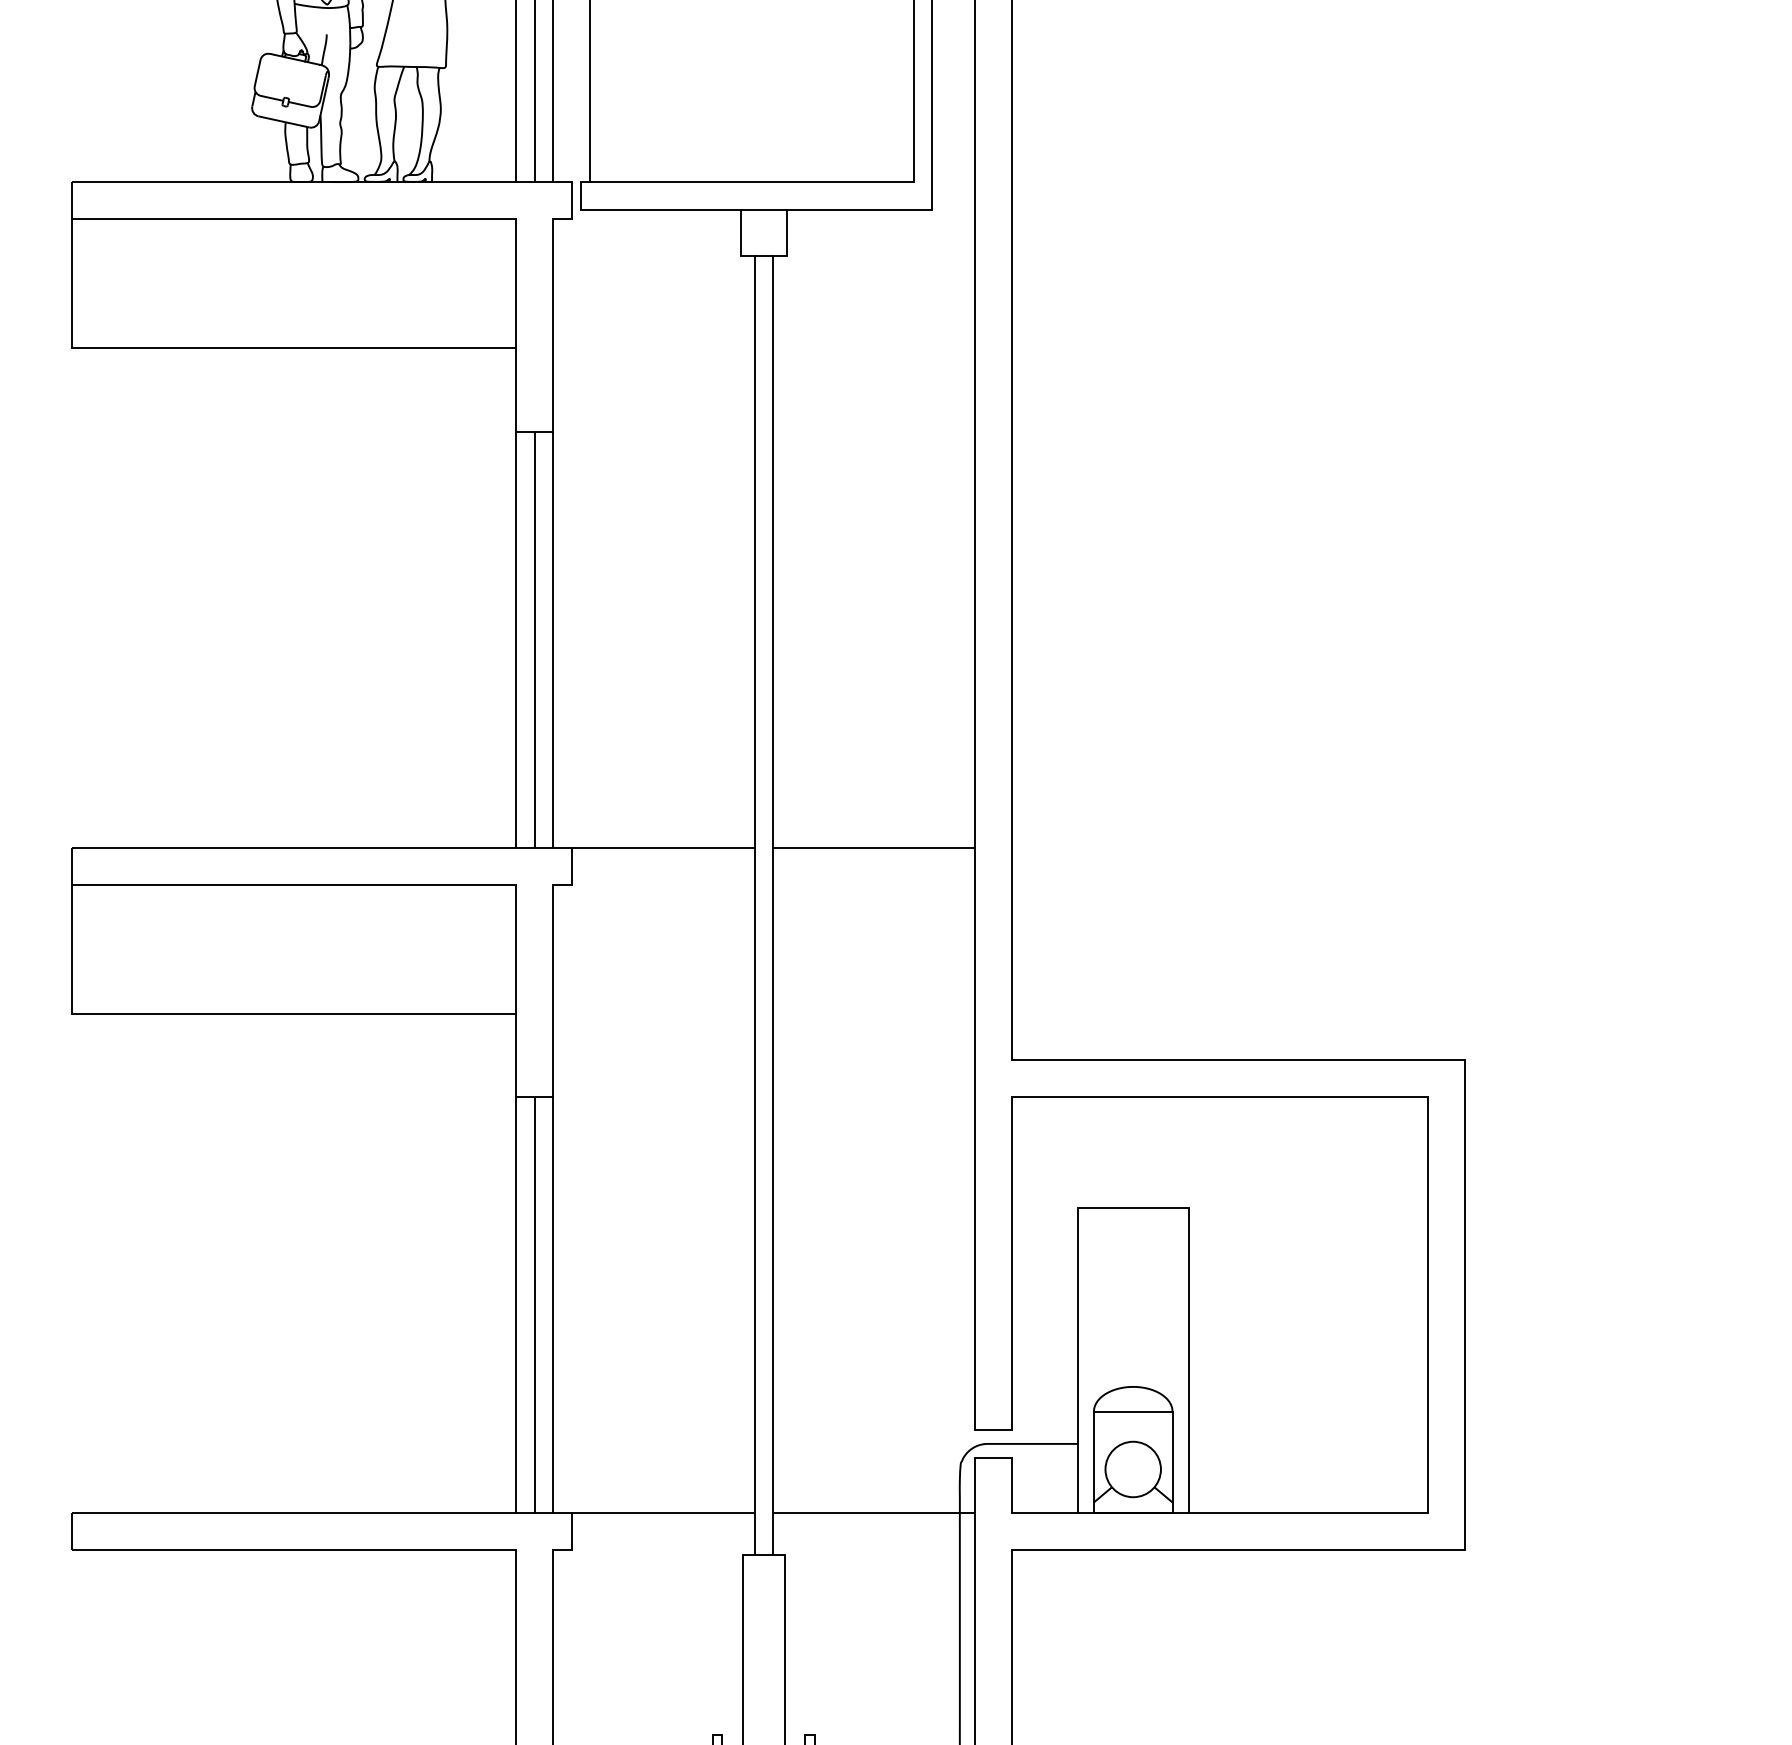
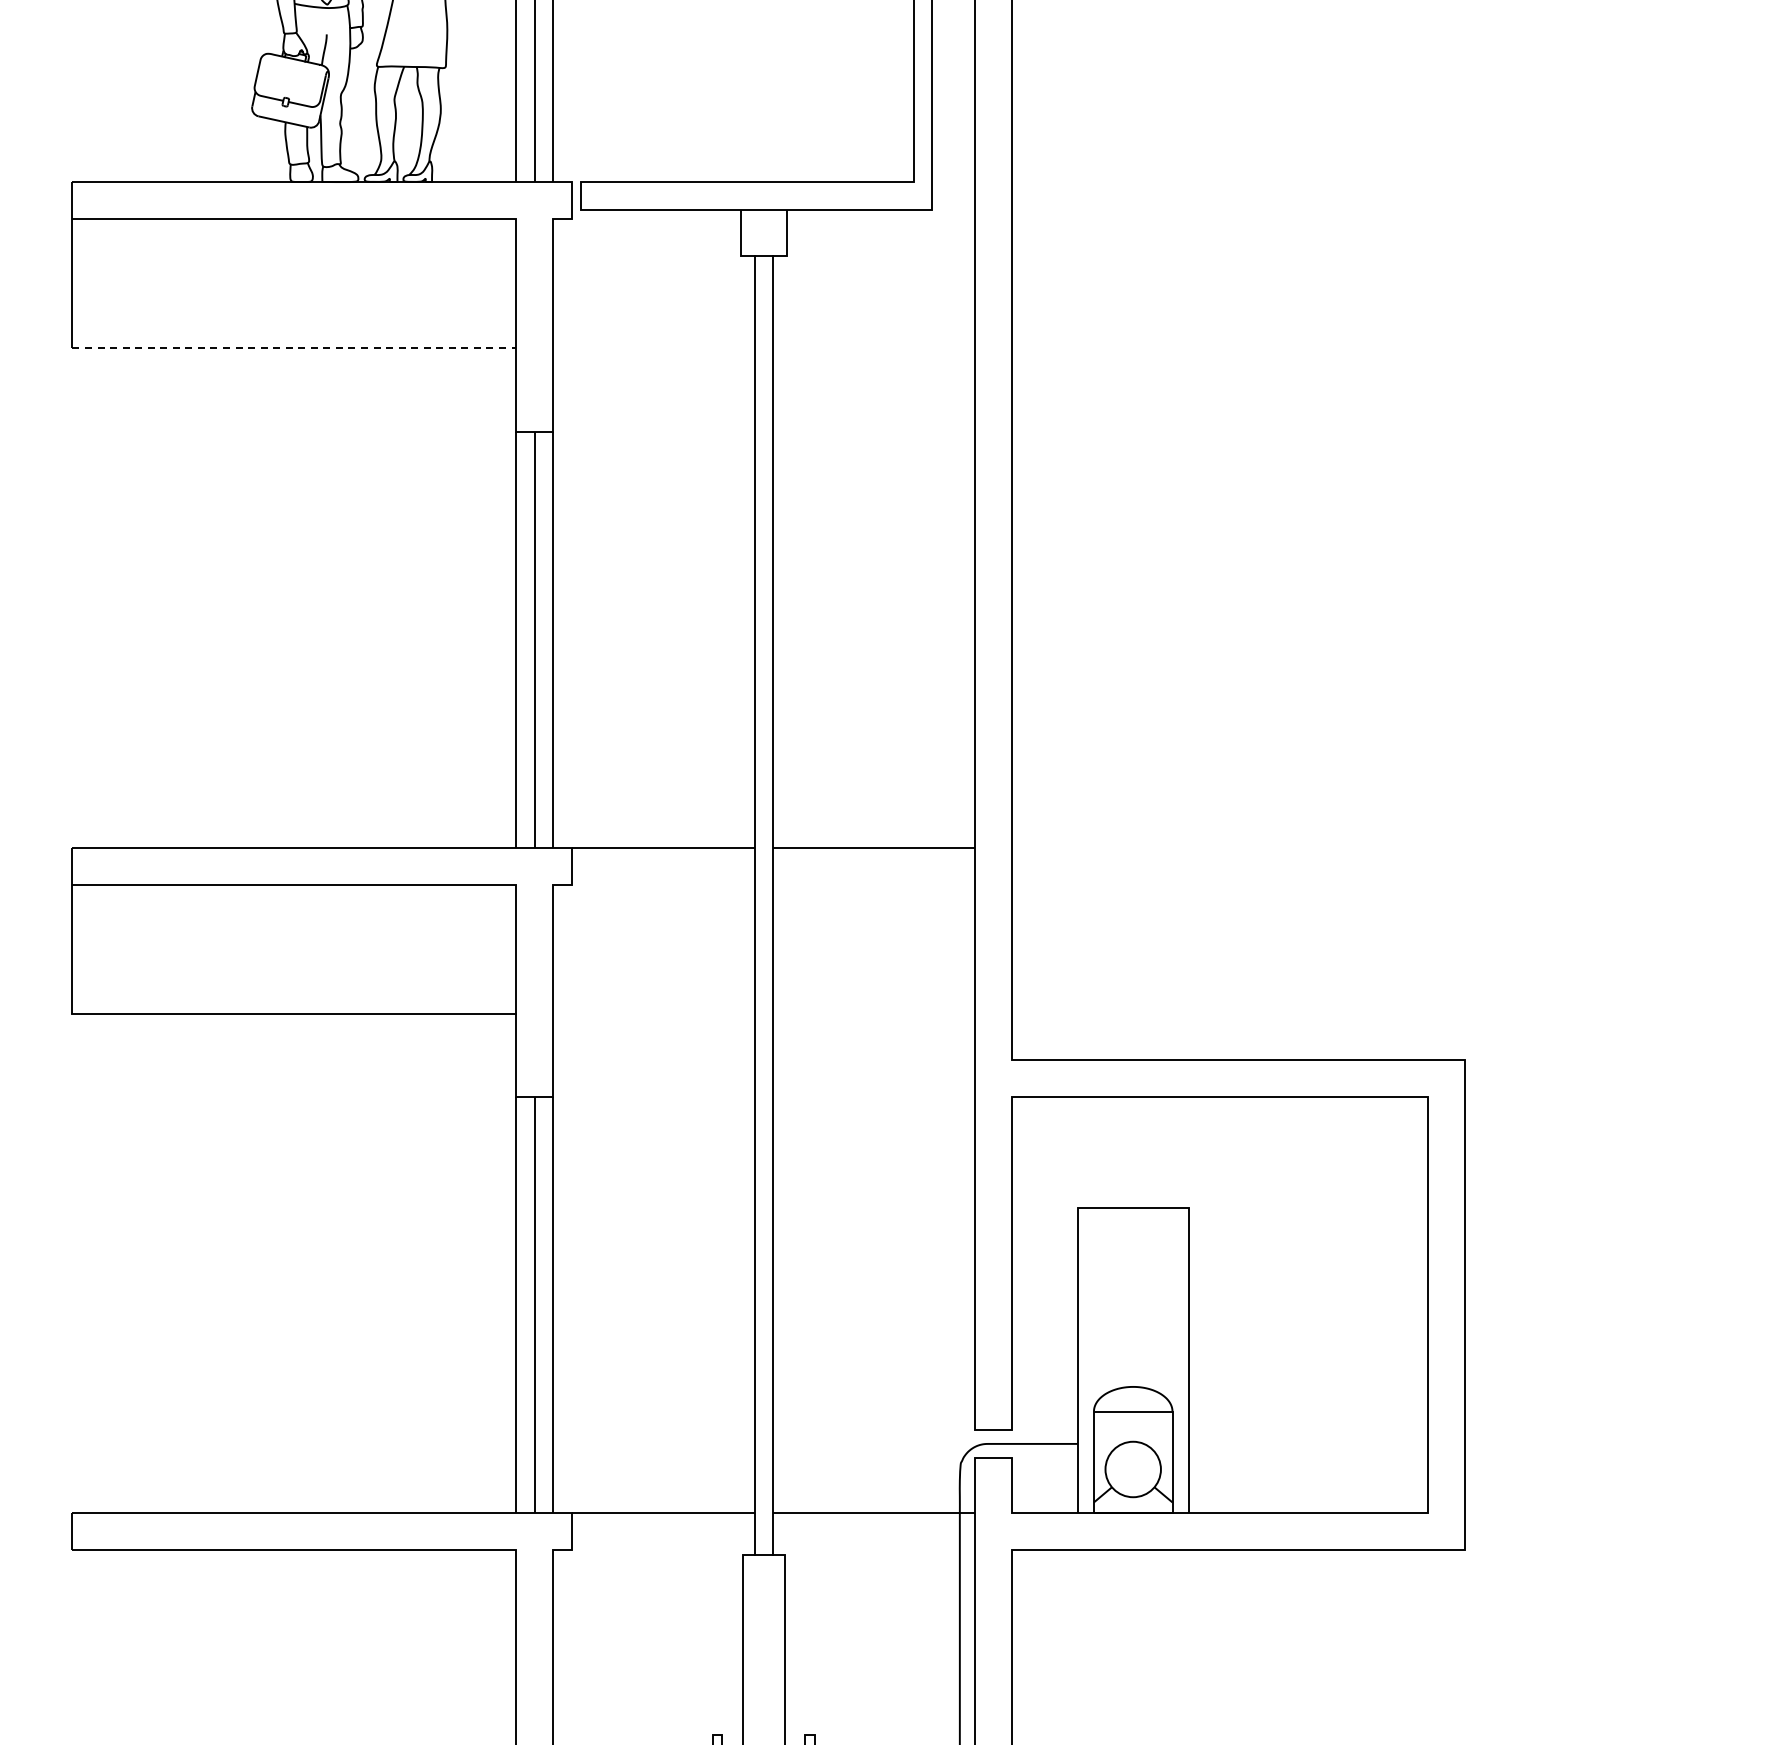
line: present -> none (590, 92)
line: solid -> dashed (294, 348)
